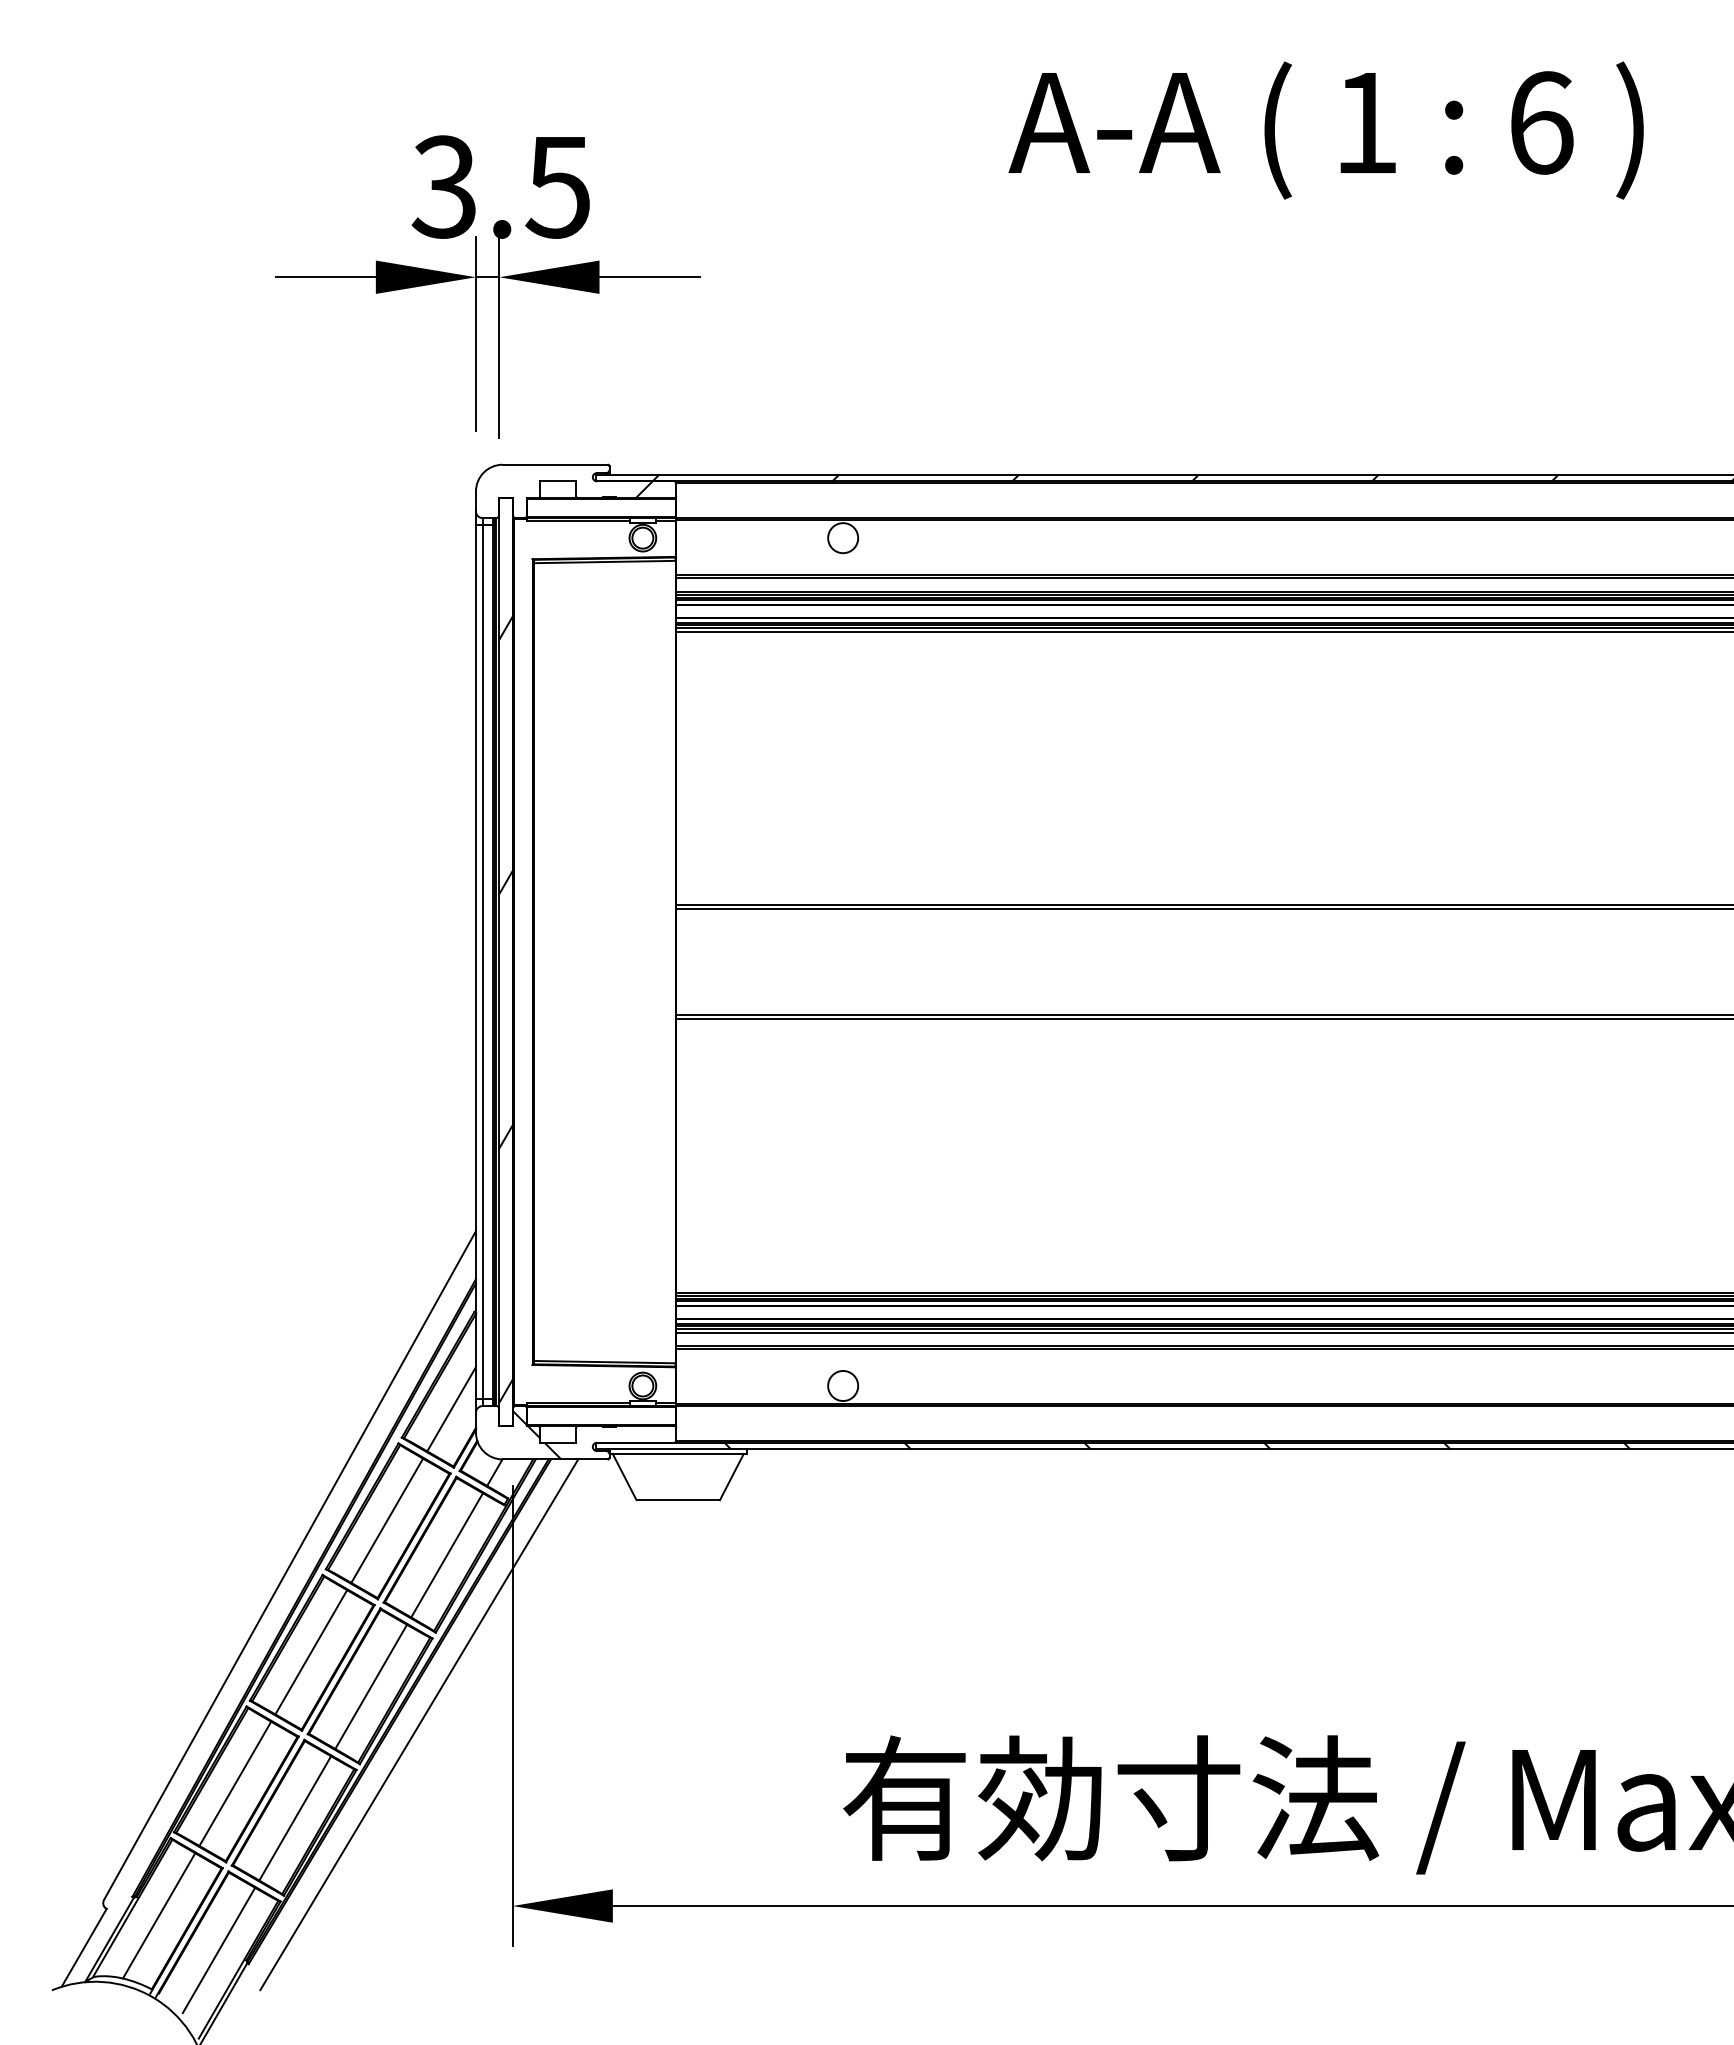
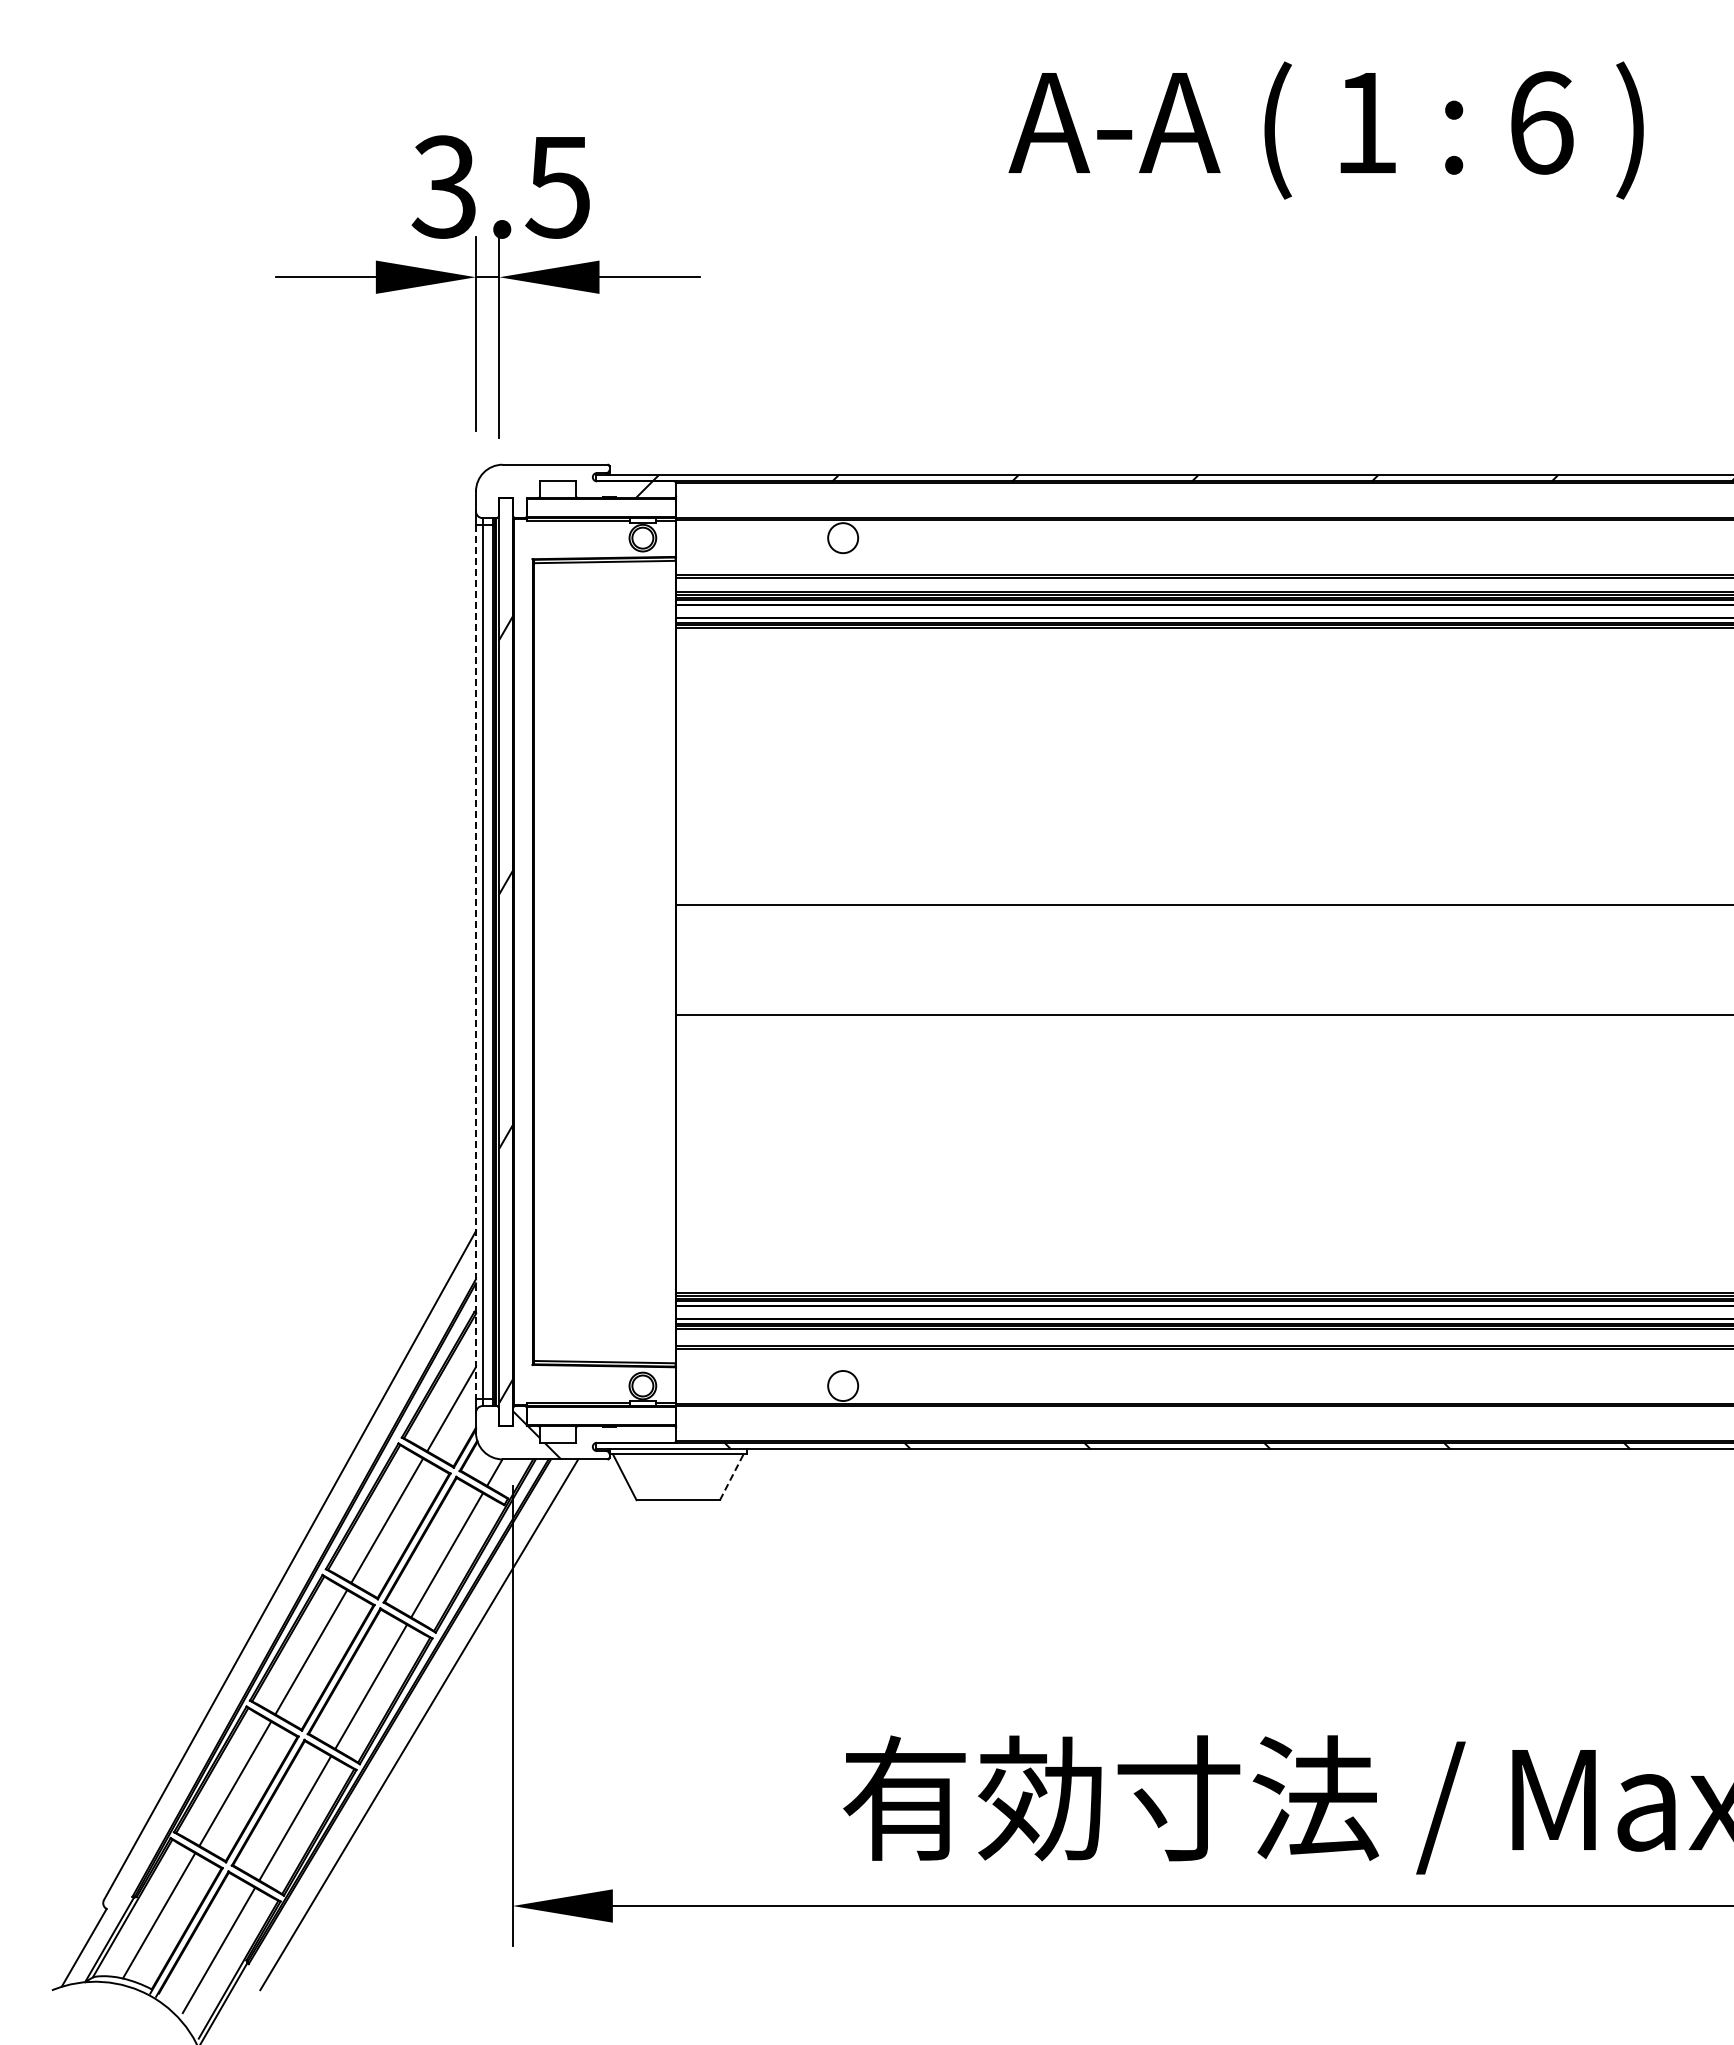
line: present -> none (1203, 631)
line: present -> none (1203, 908)
line: solid -> dashed (476, 962)
line: present -> none (1203, 1018)
line: present -> none (1203, 1332)
line: solid -> dashed (731, 1477)
